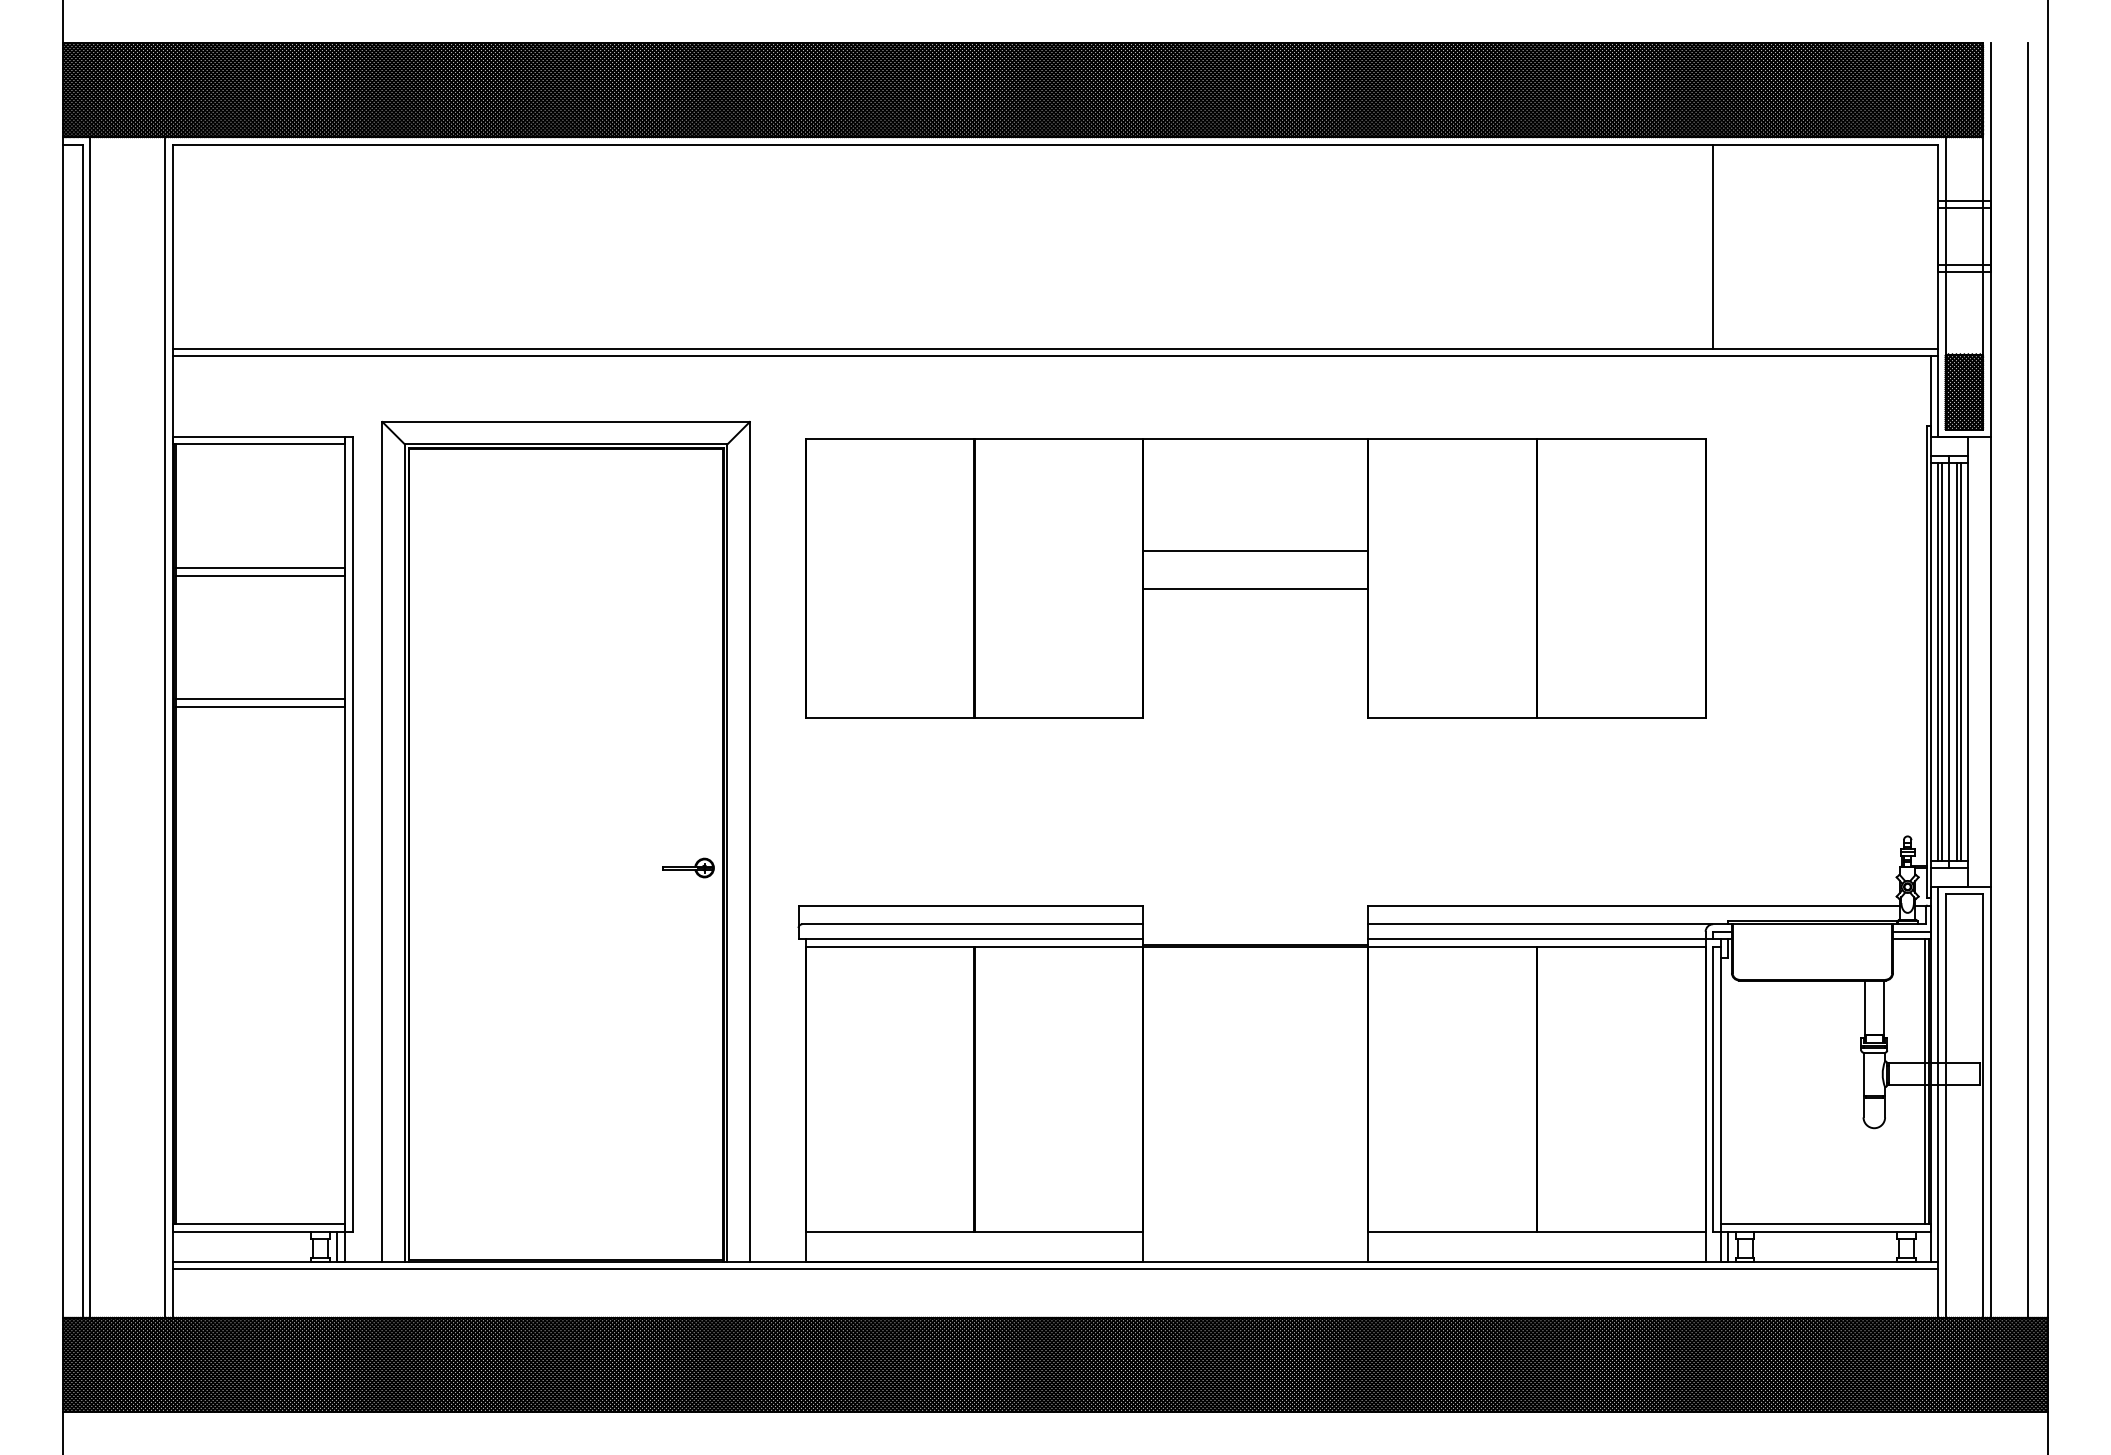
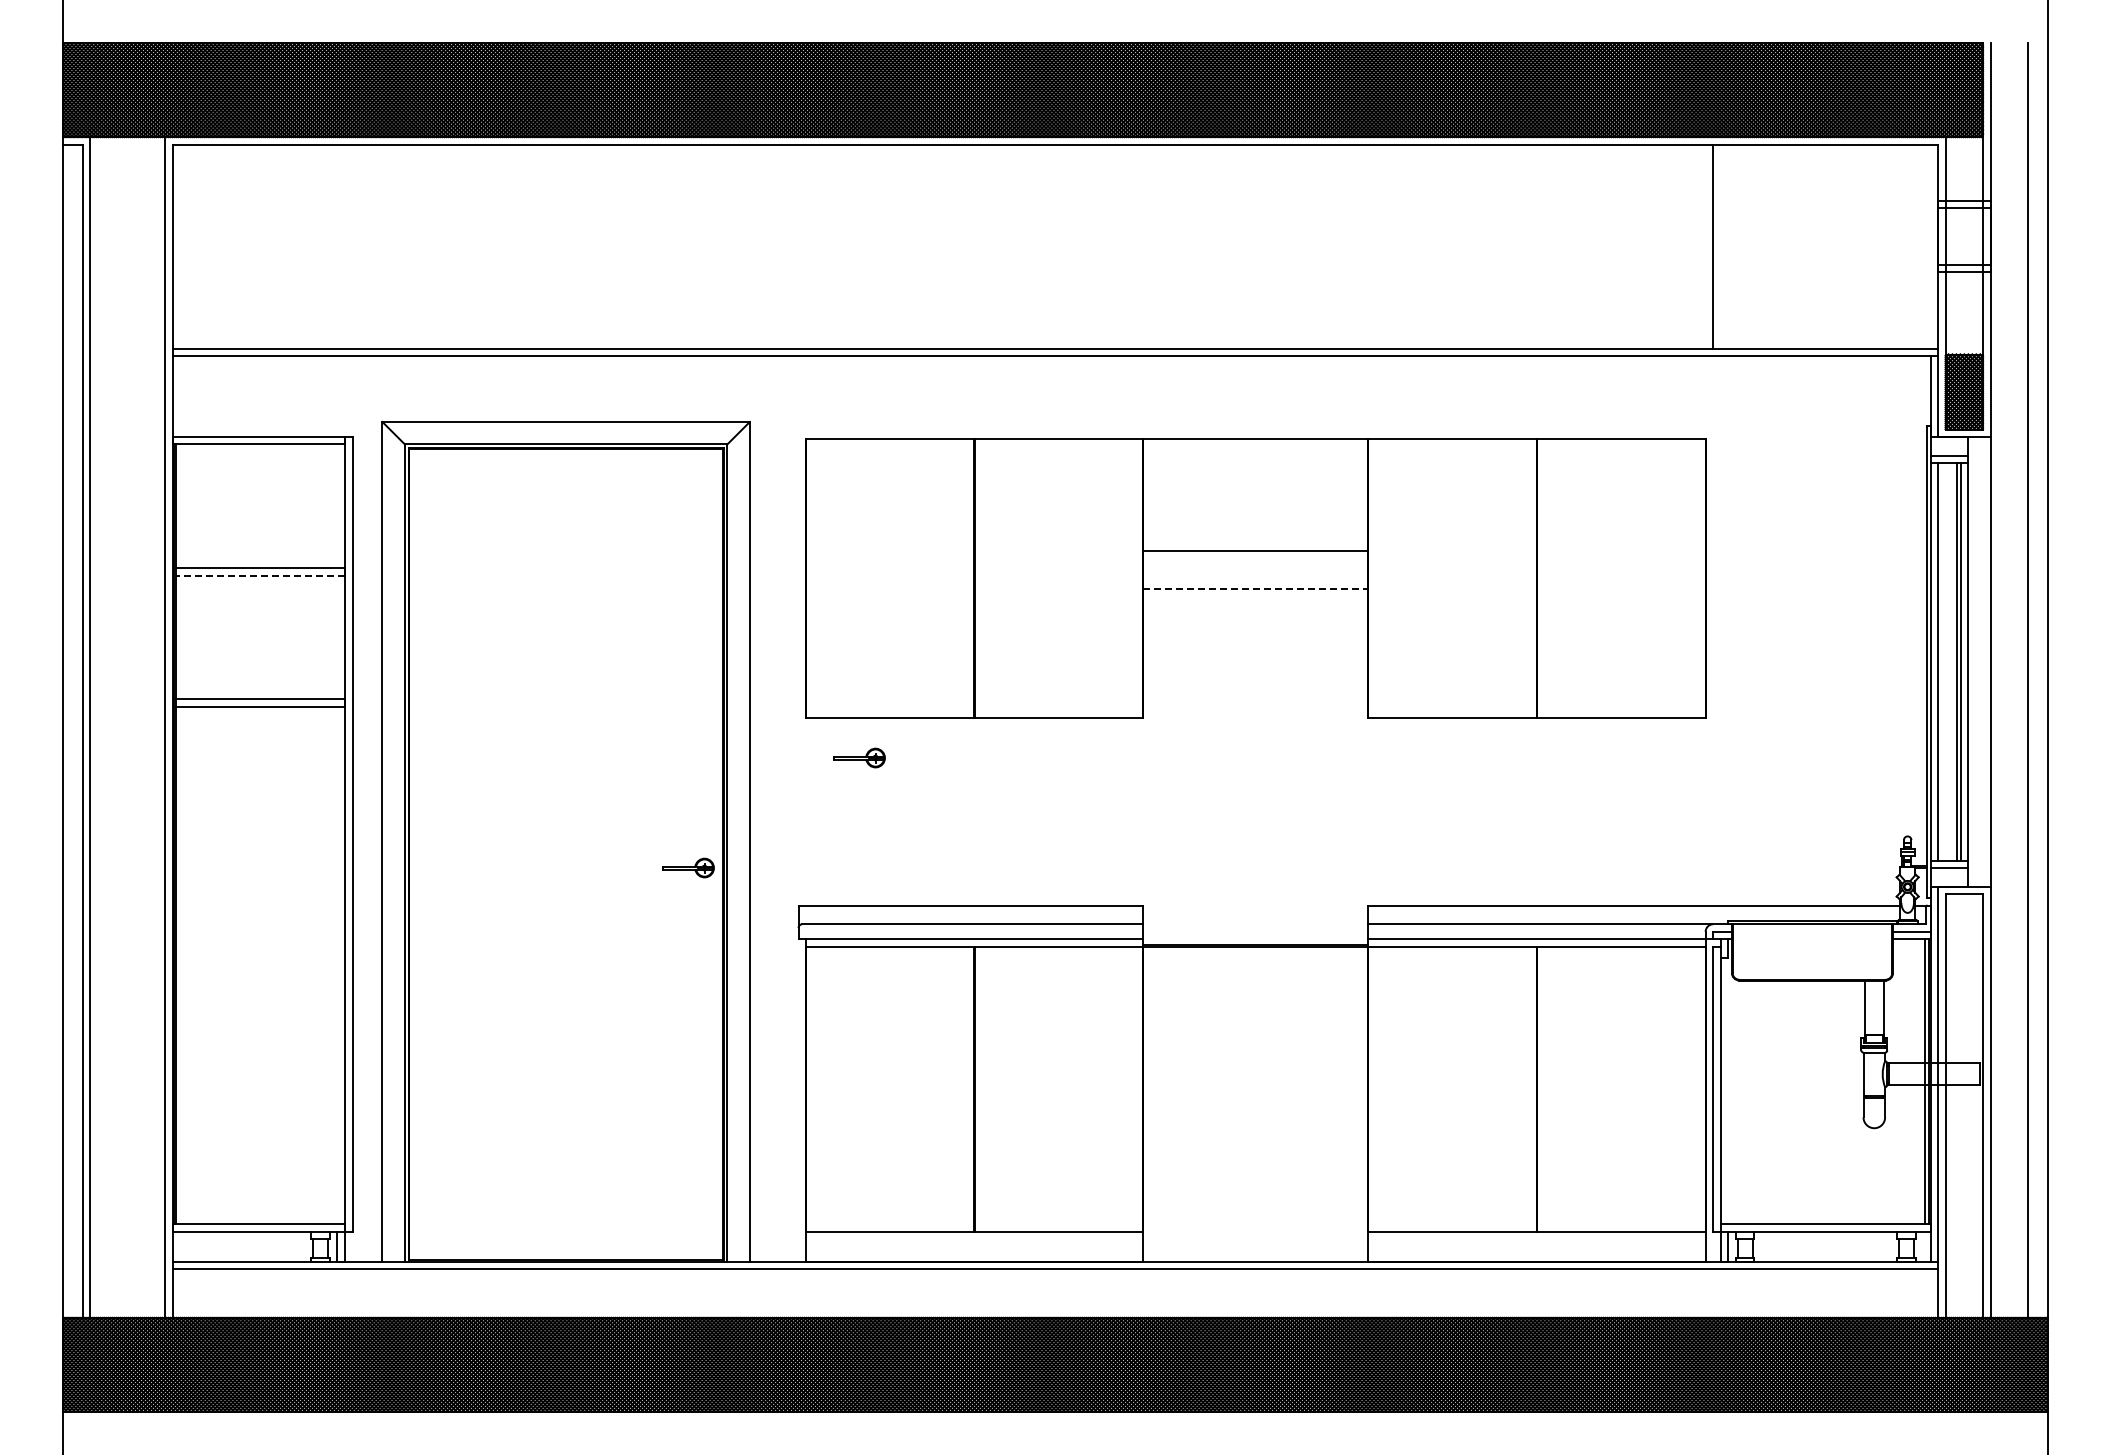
line: solid -> dashed (259, 575)
line: solid -> dashed (1256, 588)
line: present -> none (1941, 661)
line: present -> none (1949, 661)
part: none -> present (859, 757)
